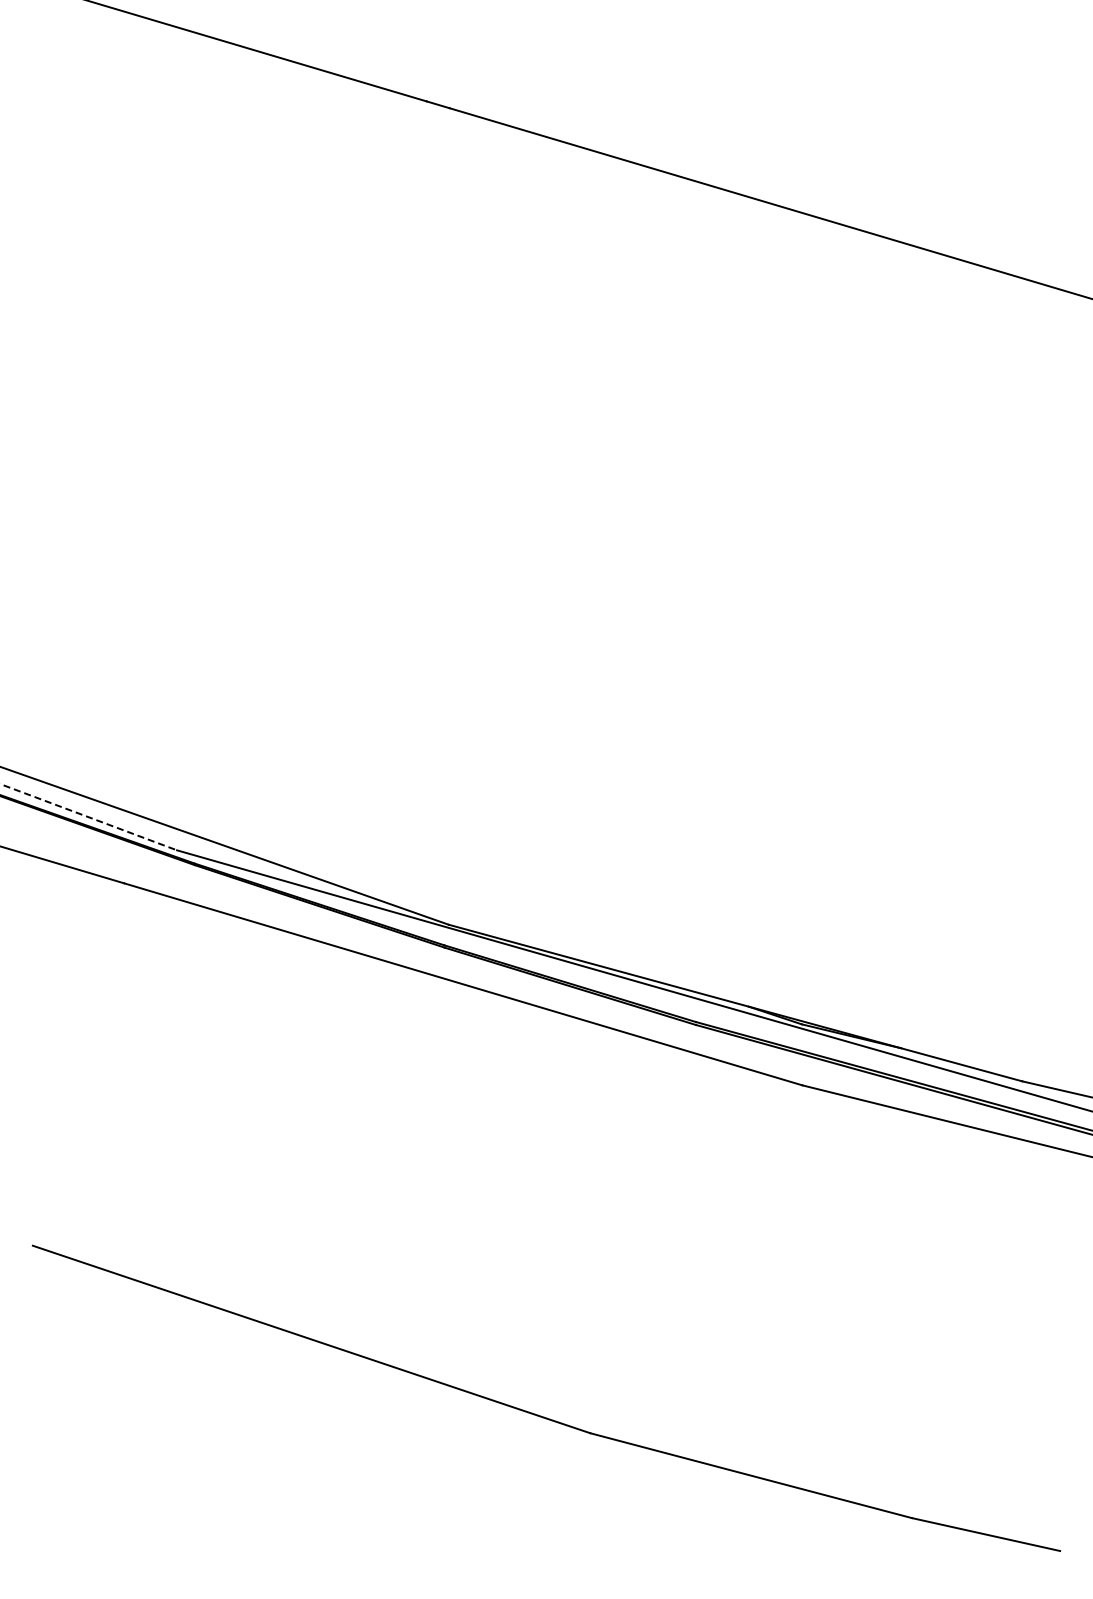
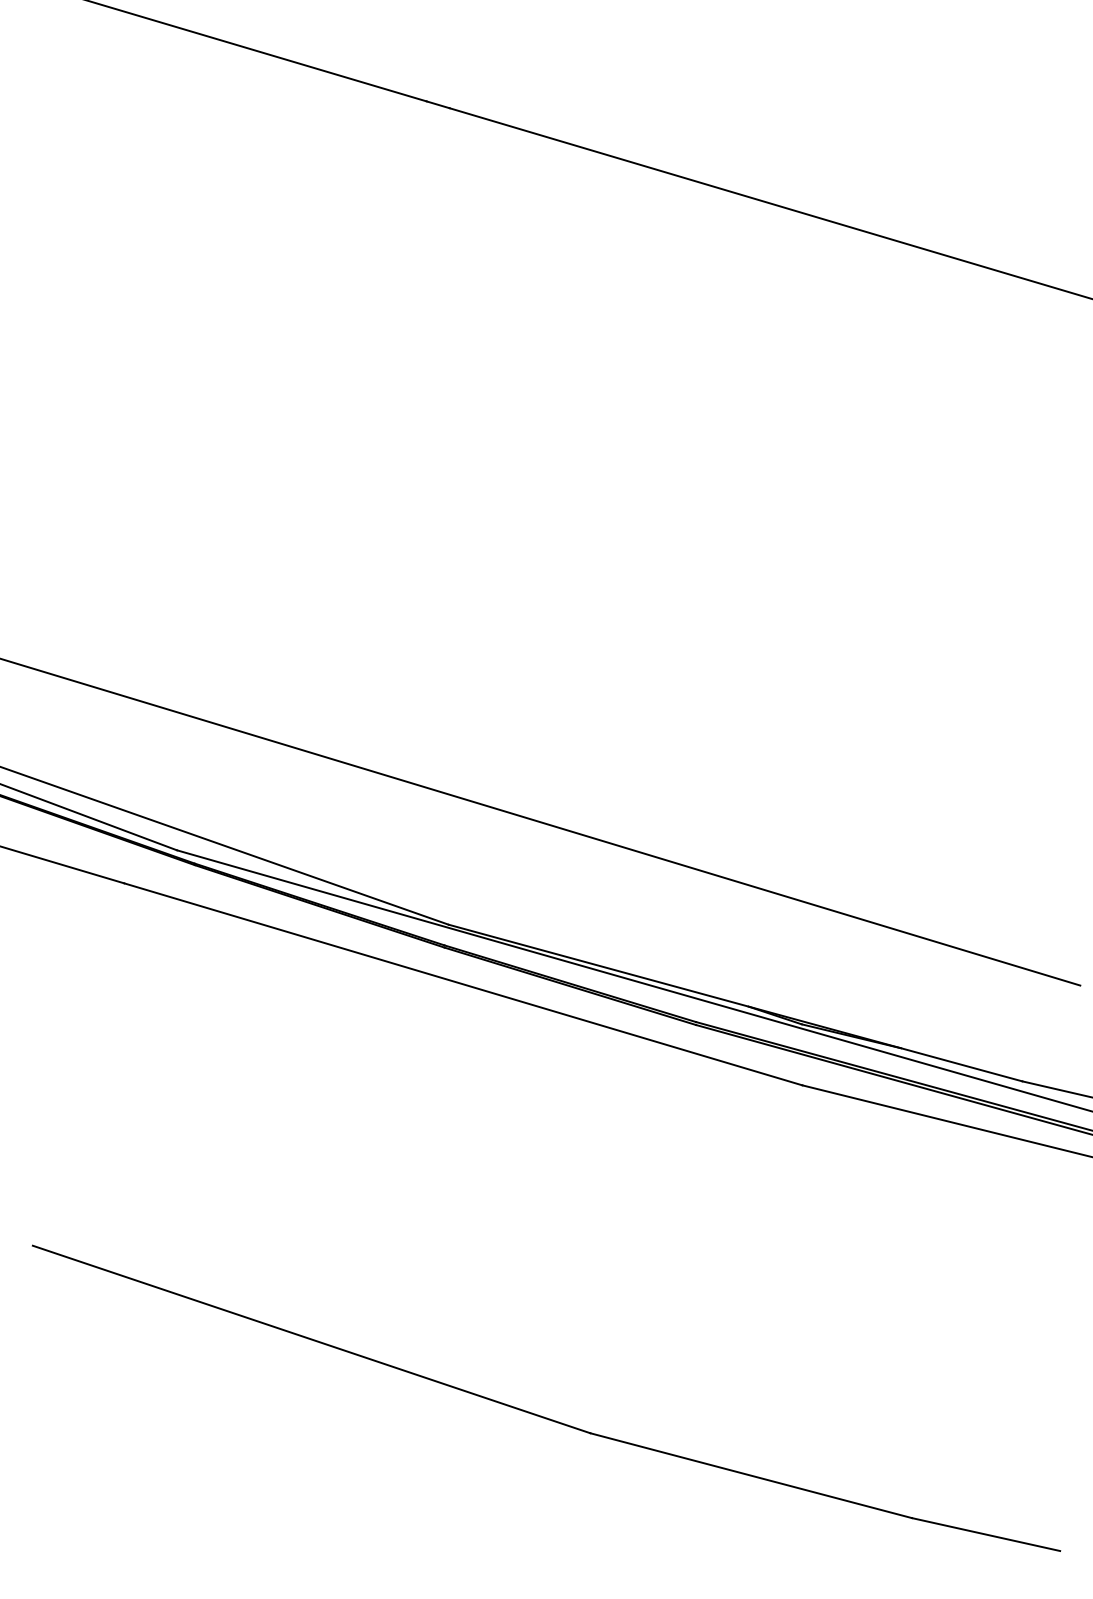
line: dashed -> solid (89, 817)
line: none -> present (541, 822)
